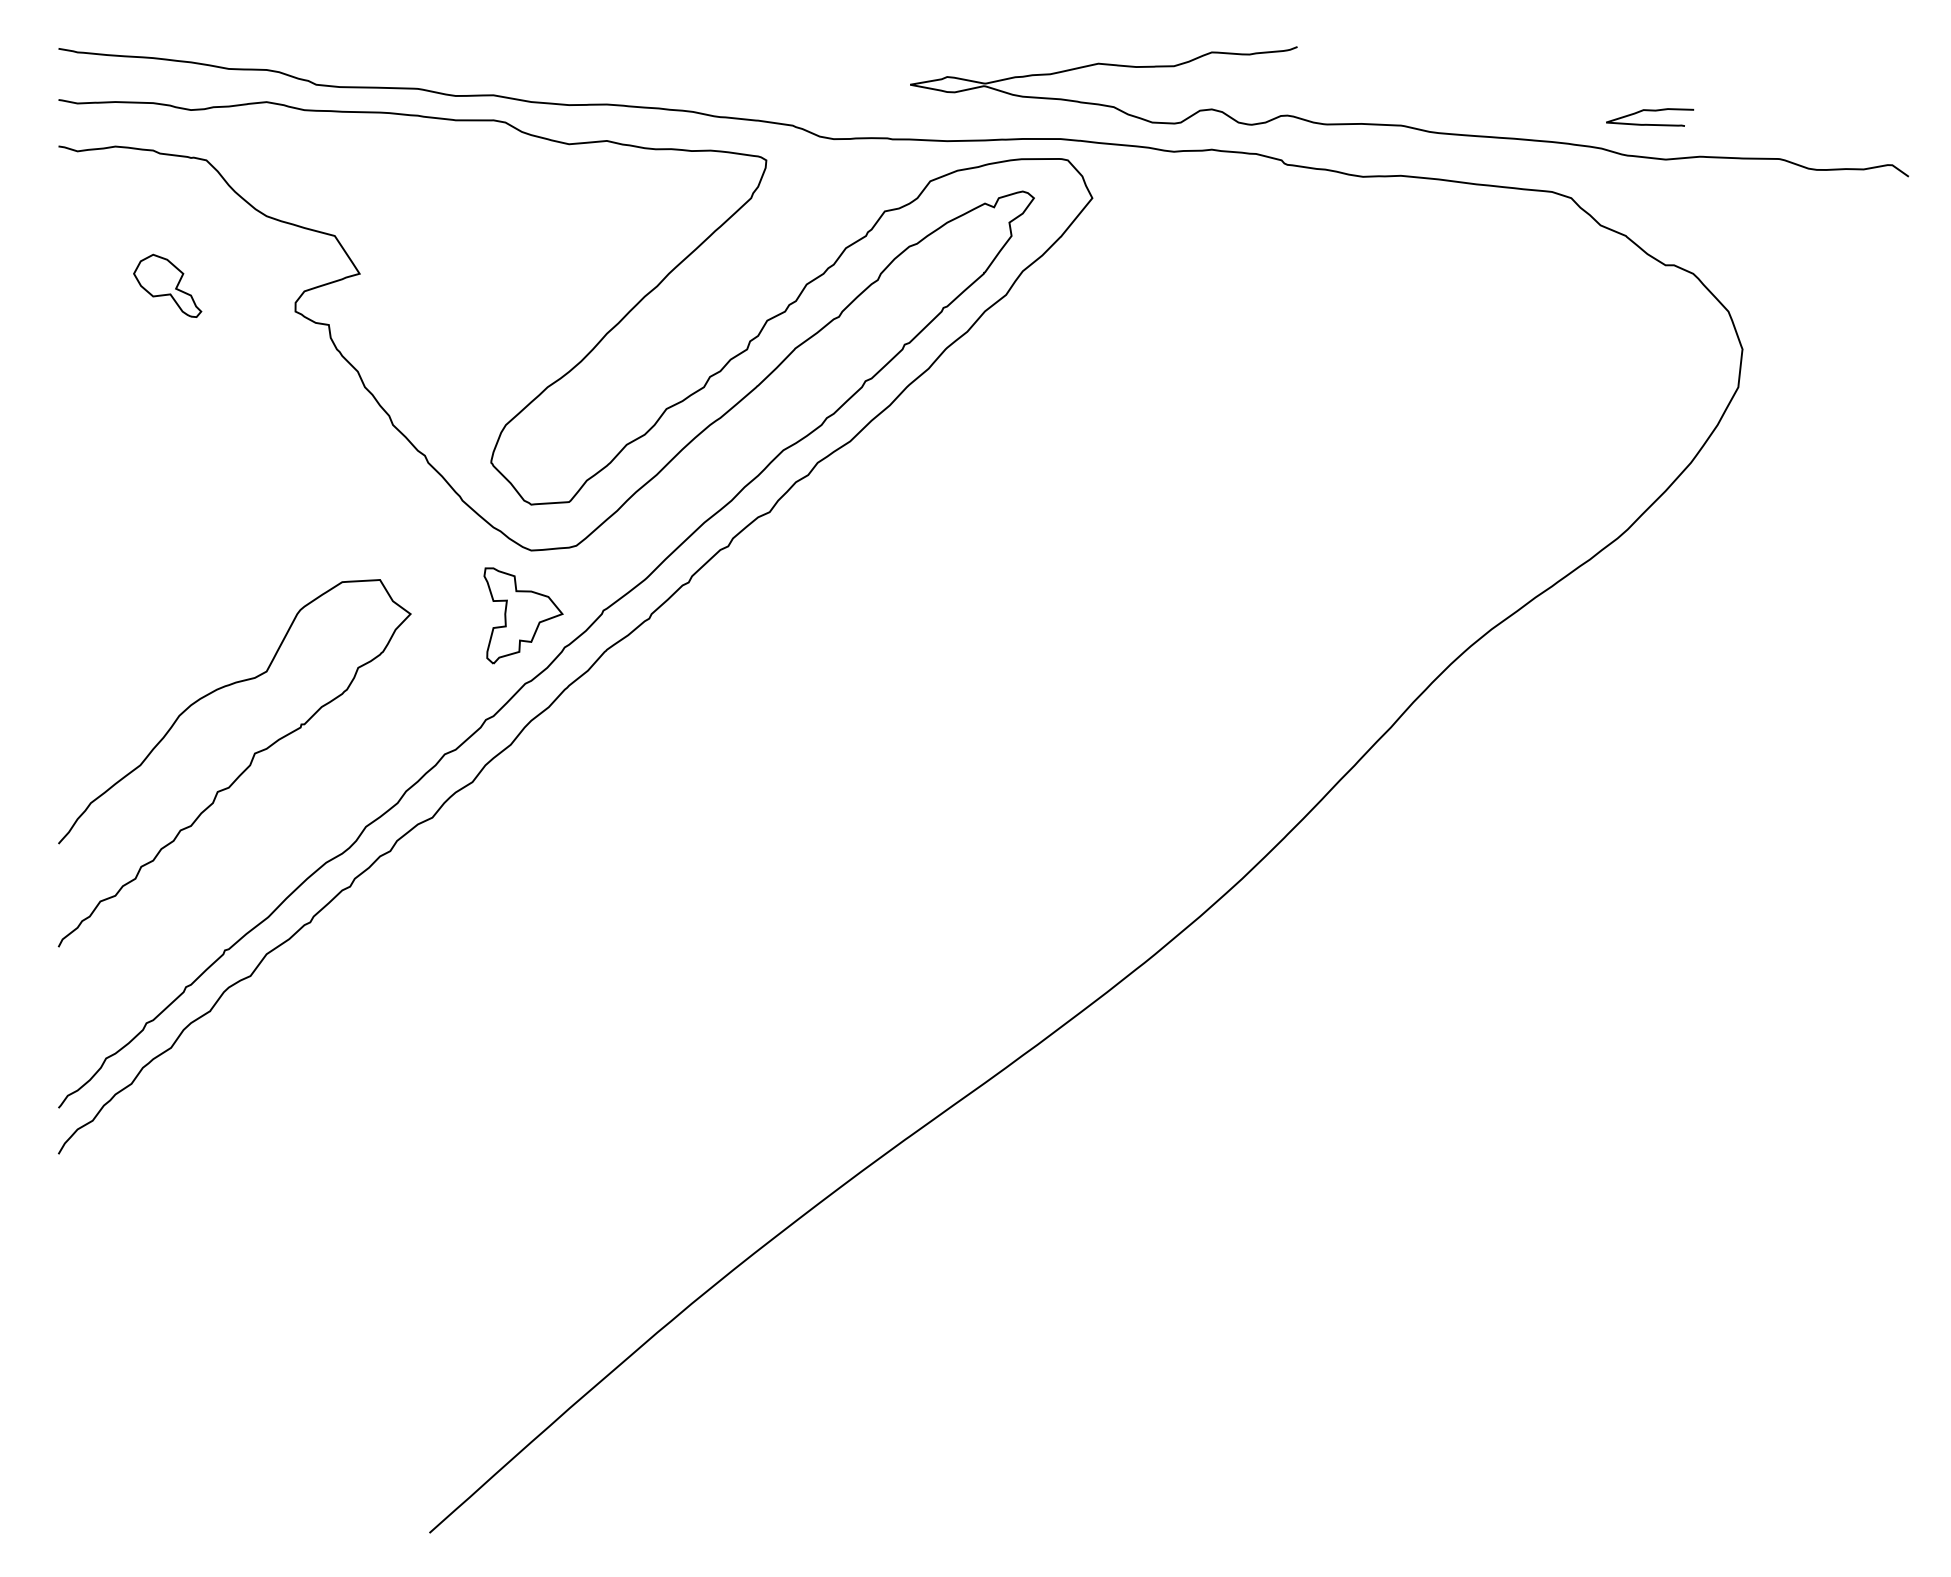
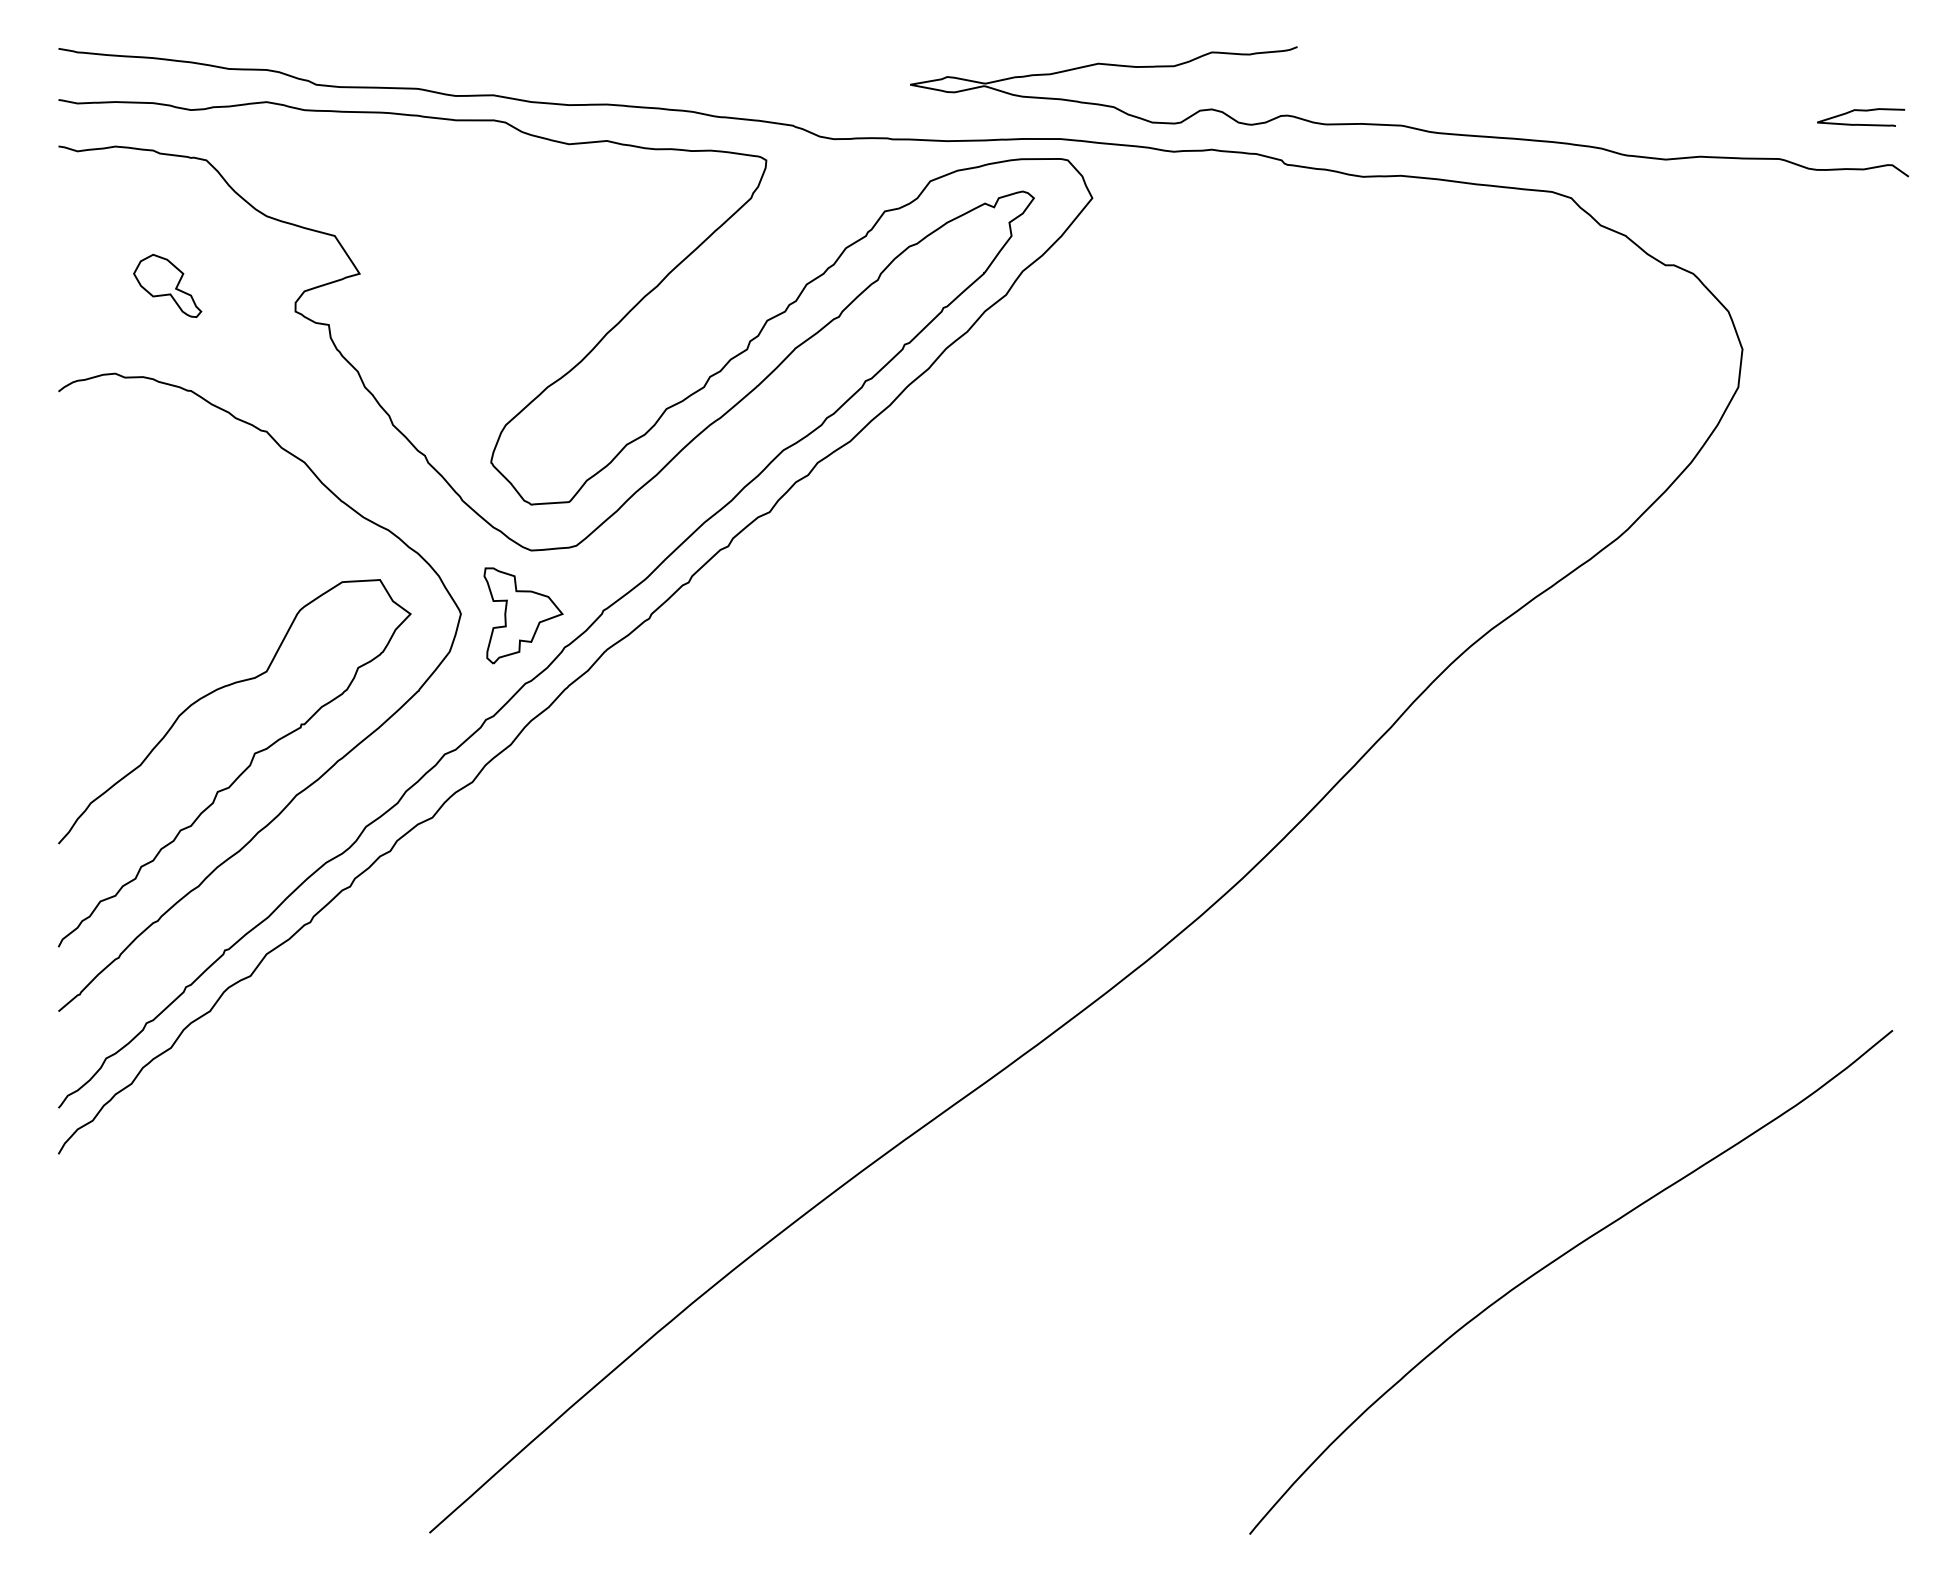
curve position: (1650, 111) -> (1861, 111) (1861, 111)
curve: none -> present (330, 766)
curve: none -> present (1555, 1261)
